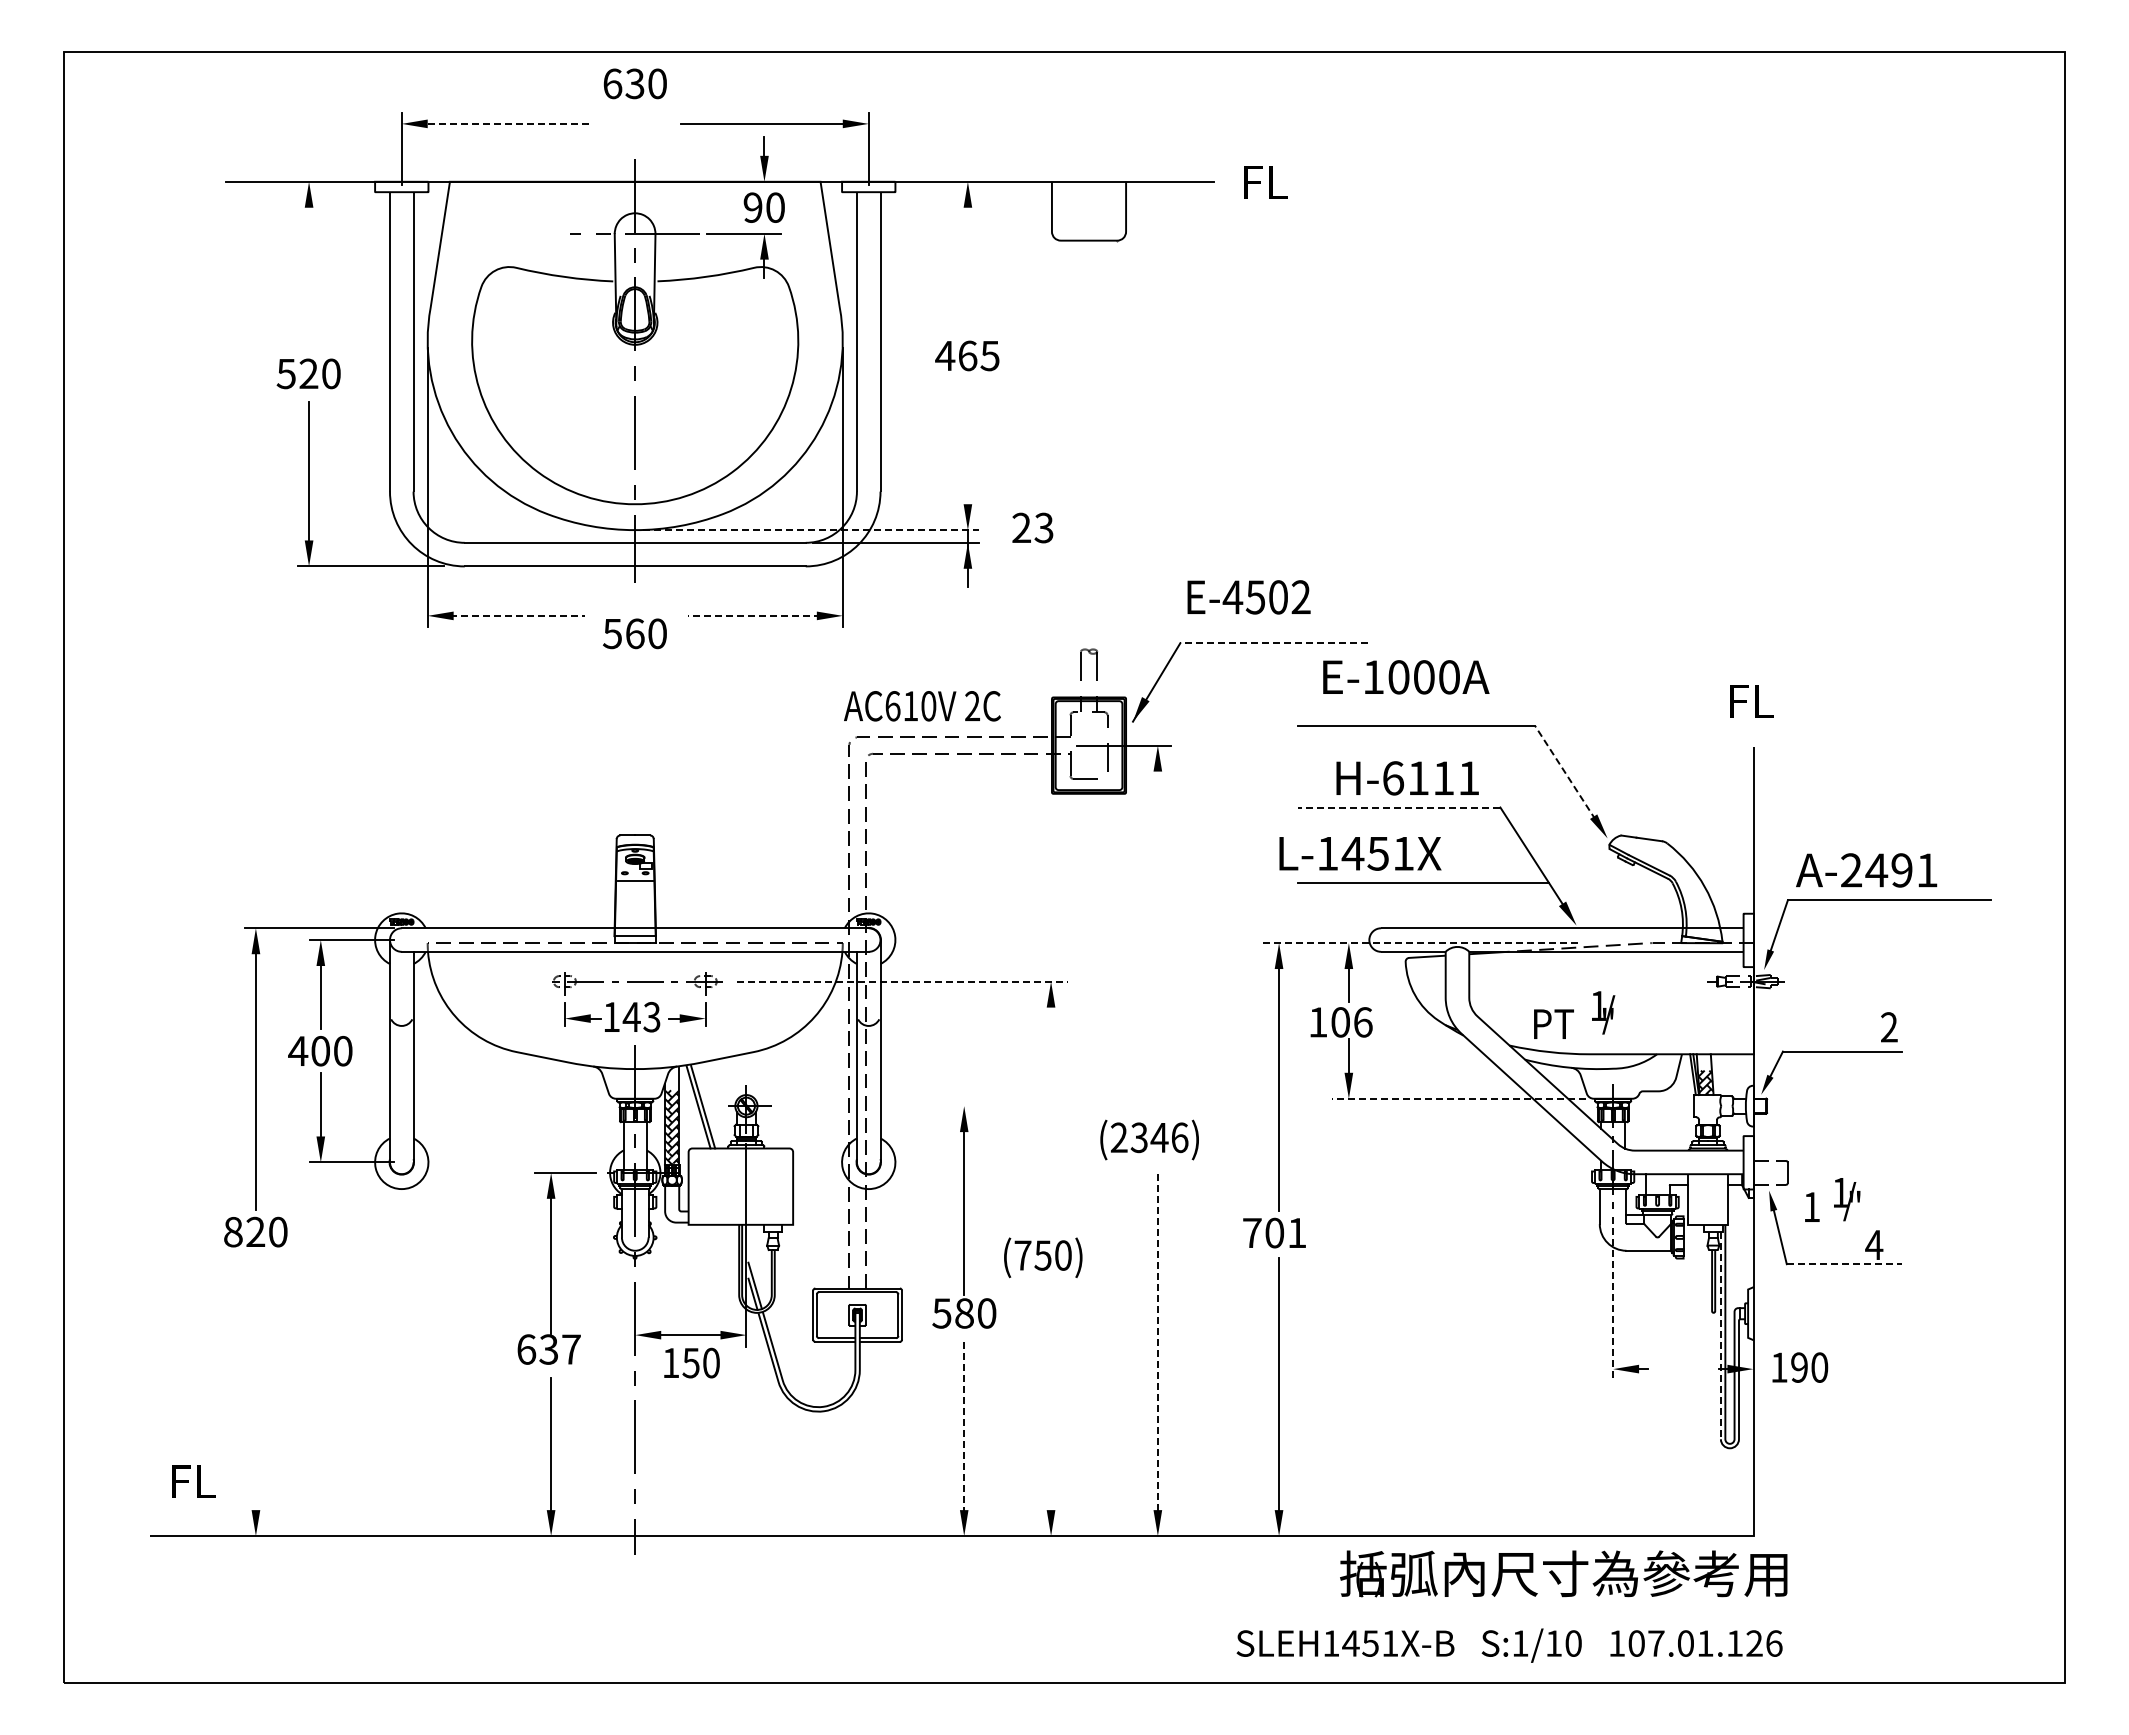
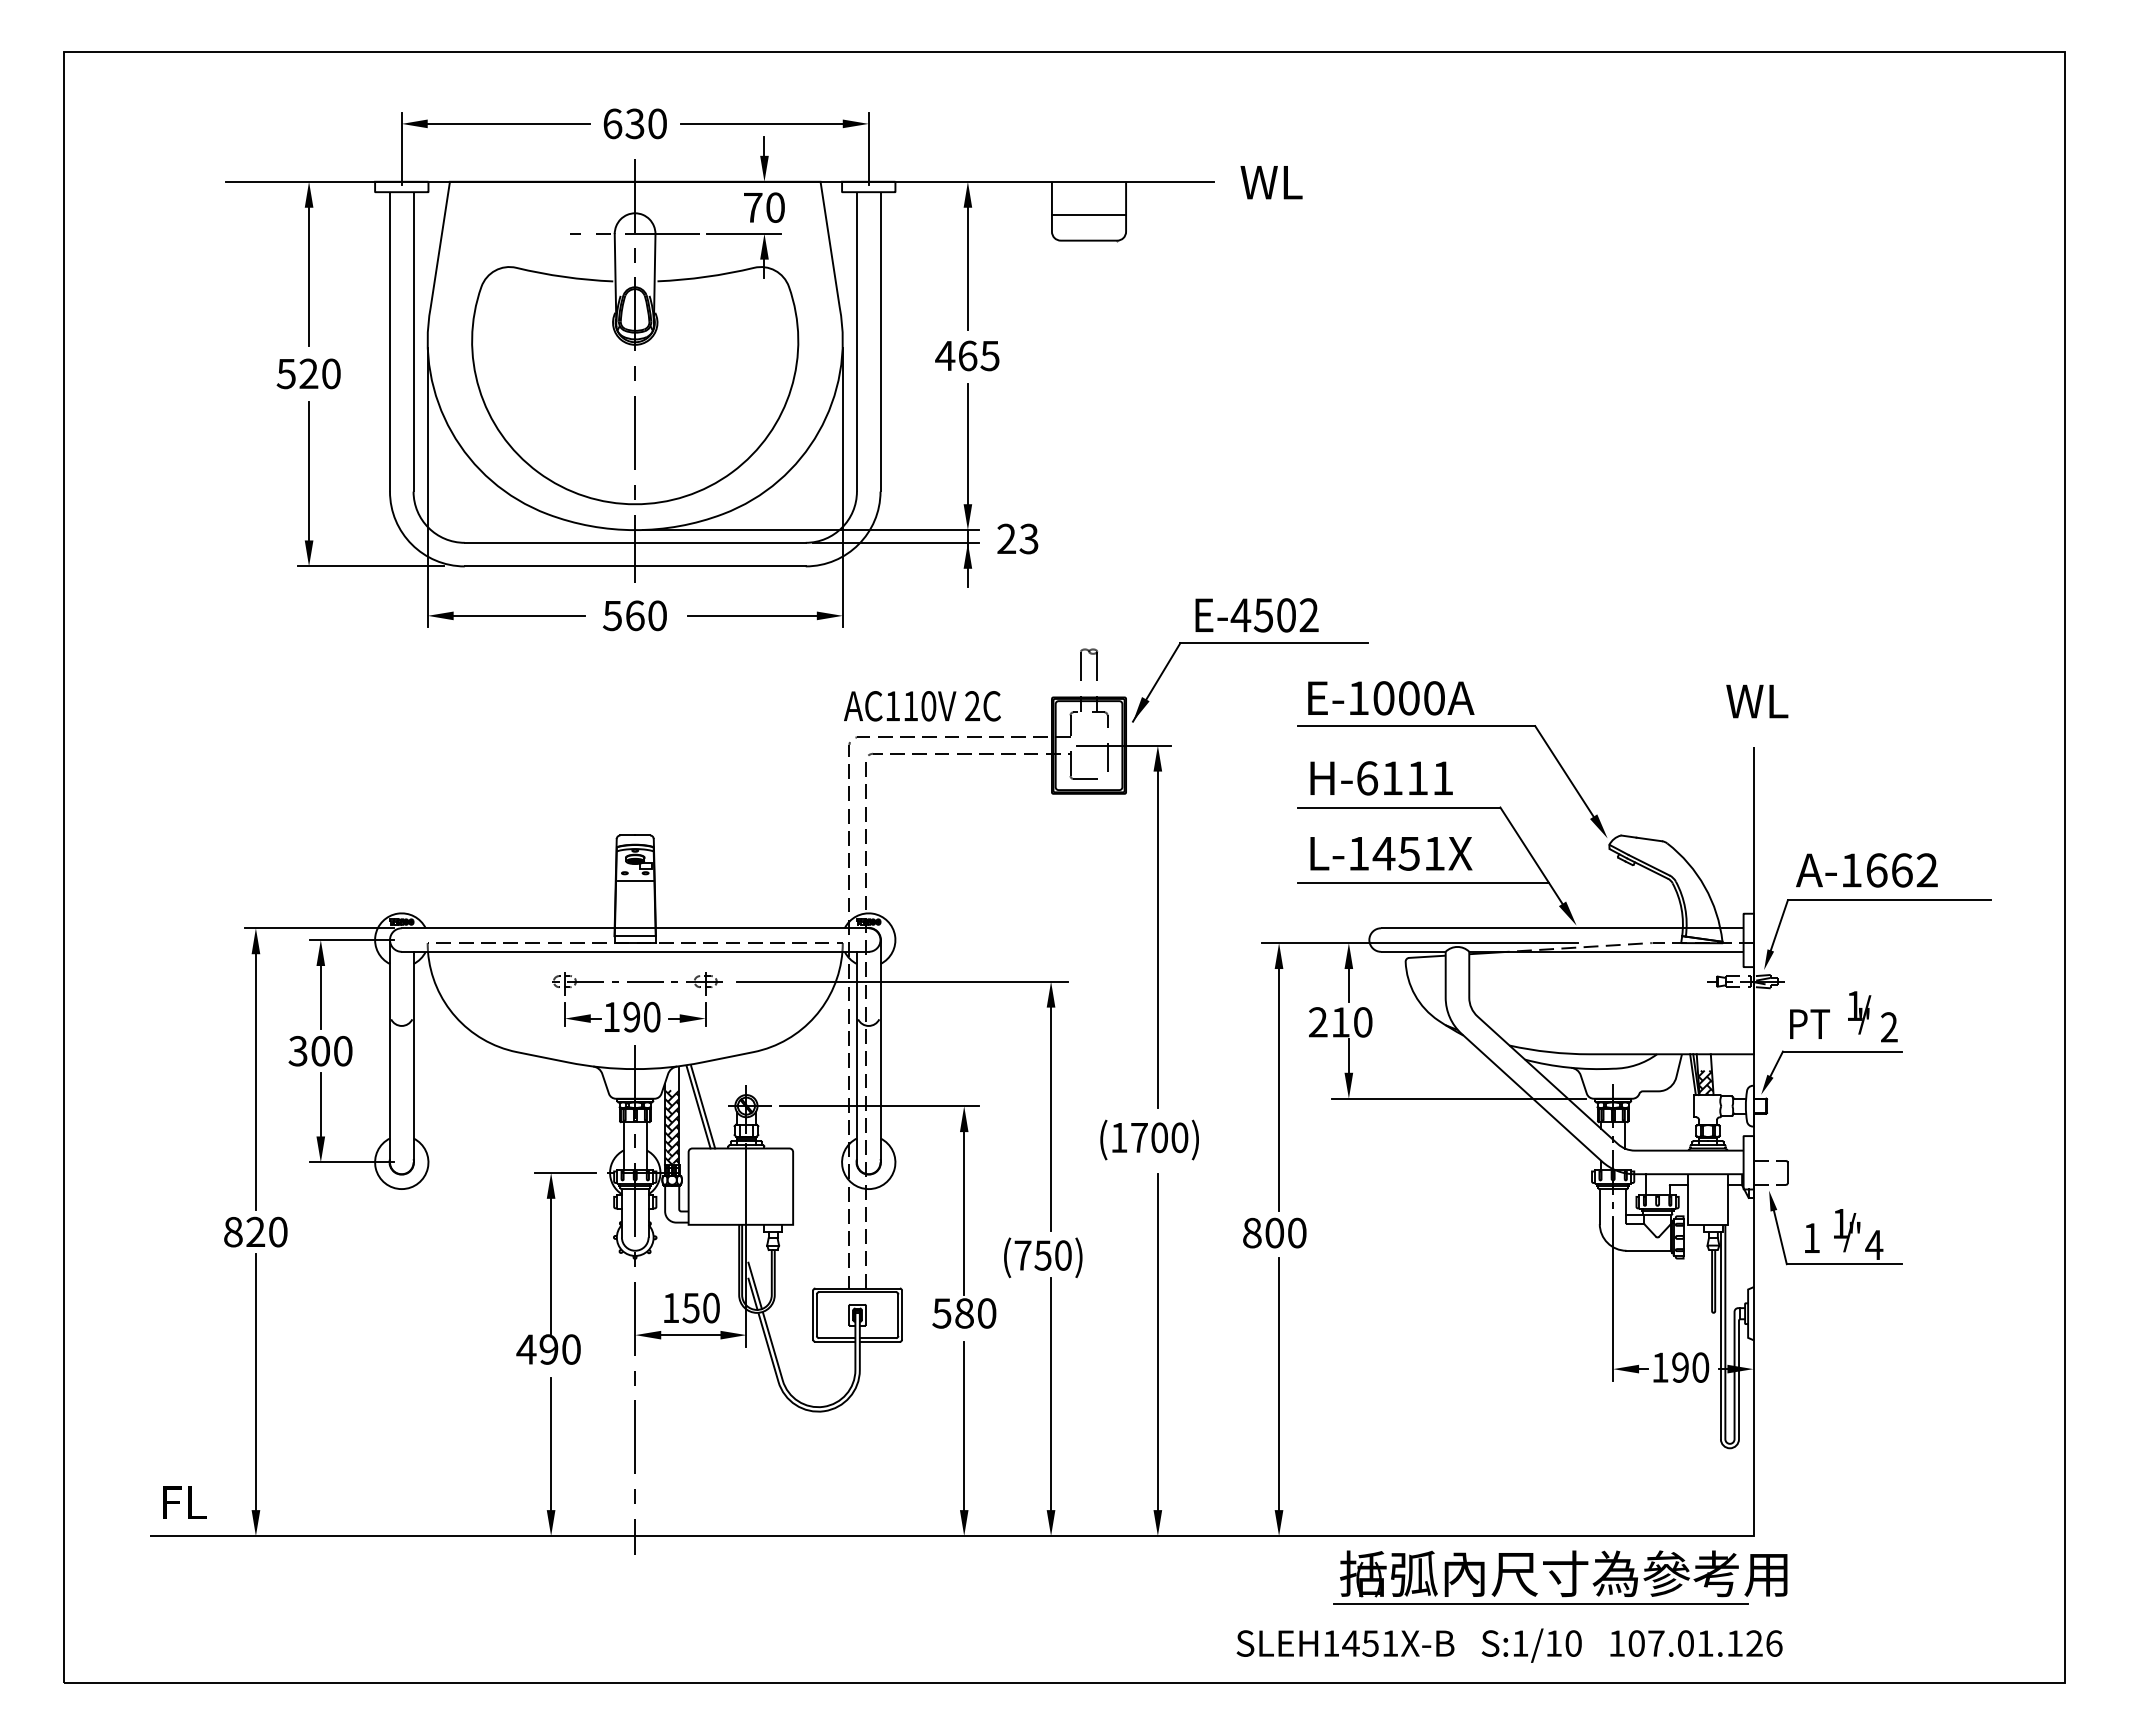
text position: (634, 83) -> (634, 123) (634, 123)
line: dashed -> solid (508, 123)
text: FL -> WL (1271, 182)
text: 90 -> 70 (752, 207)
line: none -> present (1088, 215)
line: none -> present (967, 266)
line: none -> present (309, 276)
line: none -> present (967, 445)
text position: (1032, 527) -> (1017, 538) (1017, 538)
line: dashed -> solid (811, 530)
text position: (1248, 597) -> (1256, 615) (1256, 615)
line: dashed -> solid (517, 615)
line: dashed -> solid (753, 615)
text position: (634, 633) -> (634, 615) (634, 615)
line: dashed -> solid (1274, 643)
text position: (1406, 677) -> (1391, 698) (1391, 698)
text: FL -> WL (1757, 701)
text: AC610V -> AC110V (892, 706)
line: dashed -> solid (1565, 772)
text position: (1407, 778) -> (1381, 778) (1381, 778)
line: dashed -> solid (1398, 807)
text position: (1360, 853) -> (1391, 853) (1391, 853)
text: A-2491 -> A-1662 (1889, 870)
line: none -> present (1157, 937)
line: dashed -> solid (1419, 943)
line: dashed -> solid (902, 981)
text position: (1574, 1014) -> (1830, 1014) (1830, 1014)
text: 143 -> 190 (641, 1016)
text: 106 -> 210 (1340, 1022)
text: 400 -> 300 (298, 1050)
line: dashed -> solid (1458, 1098)
line: none -> present (879, 1106)
line: none -> present (1051, 1117)
text: 2346 -> 1700 (1149, 1137)
text position: (1832, 1199) -> (1832, 1230) (1832, 1230)
text: 701 -> 800 (1274, 1232)
line: dashed -> solid (1844, 1264)
line: dashed -> solid (1613, 1299)
line: dashed -> solid (1720, 1335)
line: dashed -> solid (1157, 1344)
text: 637 -> 490 (548, 1349)
text position: (691, 1362) -> (691, 1307) (691, 1307)
text position: (1800, 1367) -> (1681, 1367) (1681, 1367)
line: none -> present (255, 1382)
line: none -> present (1051, 1395)
line: dashed -> solid (964, 1427)
text position: (193, 1481) -> (184, 1502) (184, 1502)
line: none -> present (1540, 1603)
